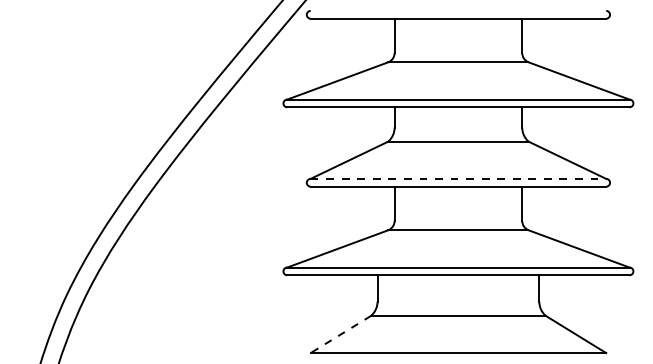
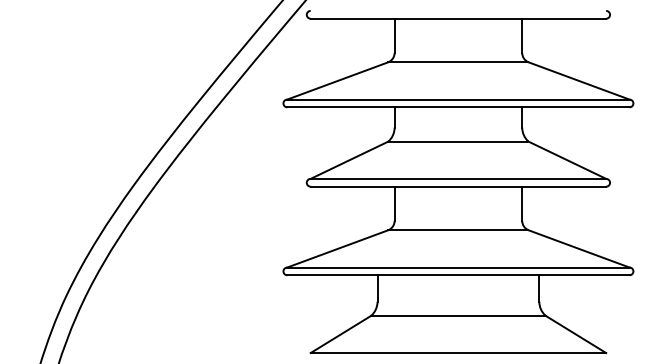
line: dashed -> solid (458, 178)
line: dashed -> solid (340, 334)
